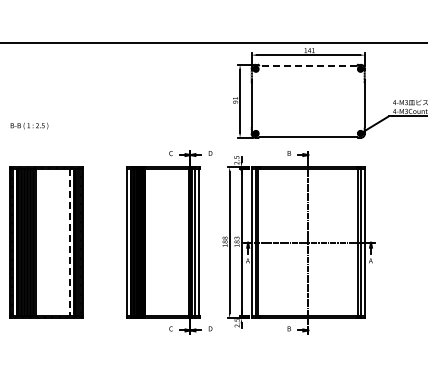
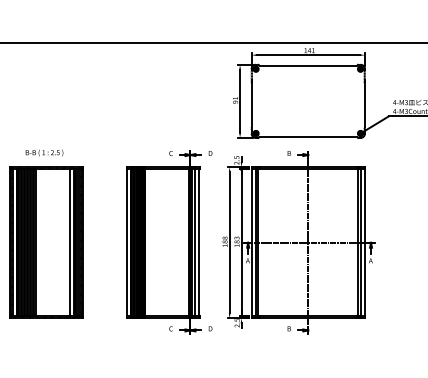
line: dashed -> solid (308, 65)
text position: (29, 125) -> (44, 152) (44, 152)
line: dashed -> solid (69, 242)
